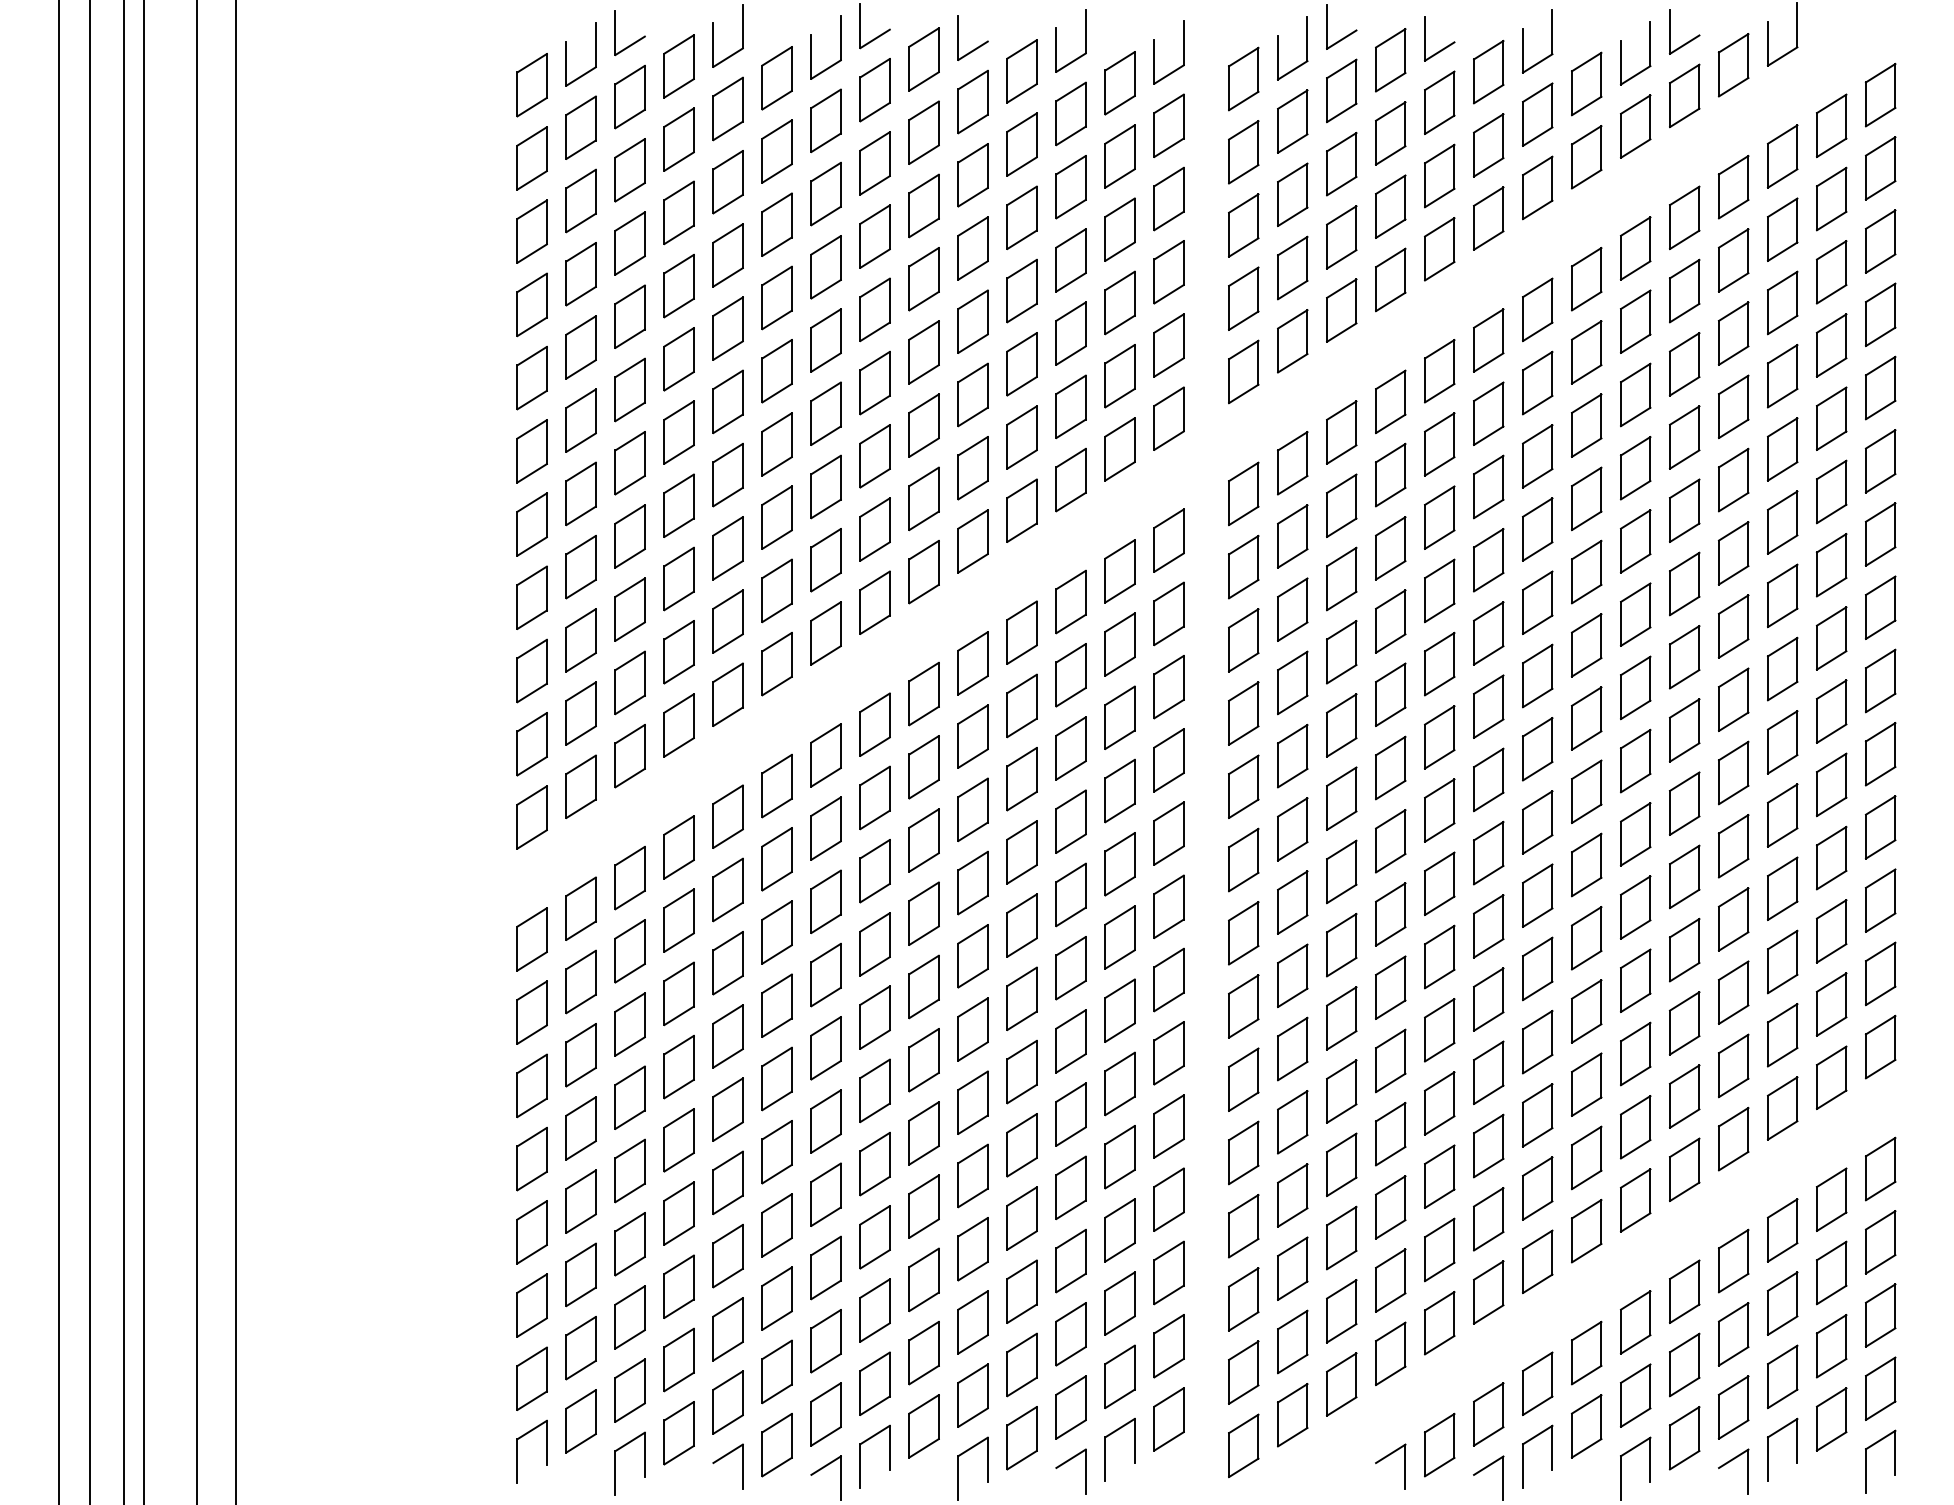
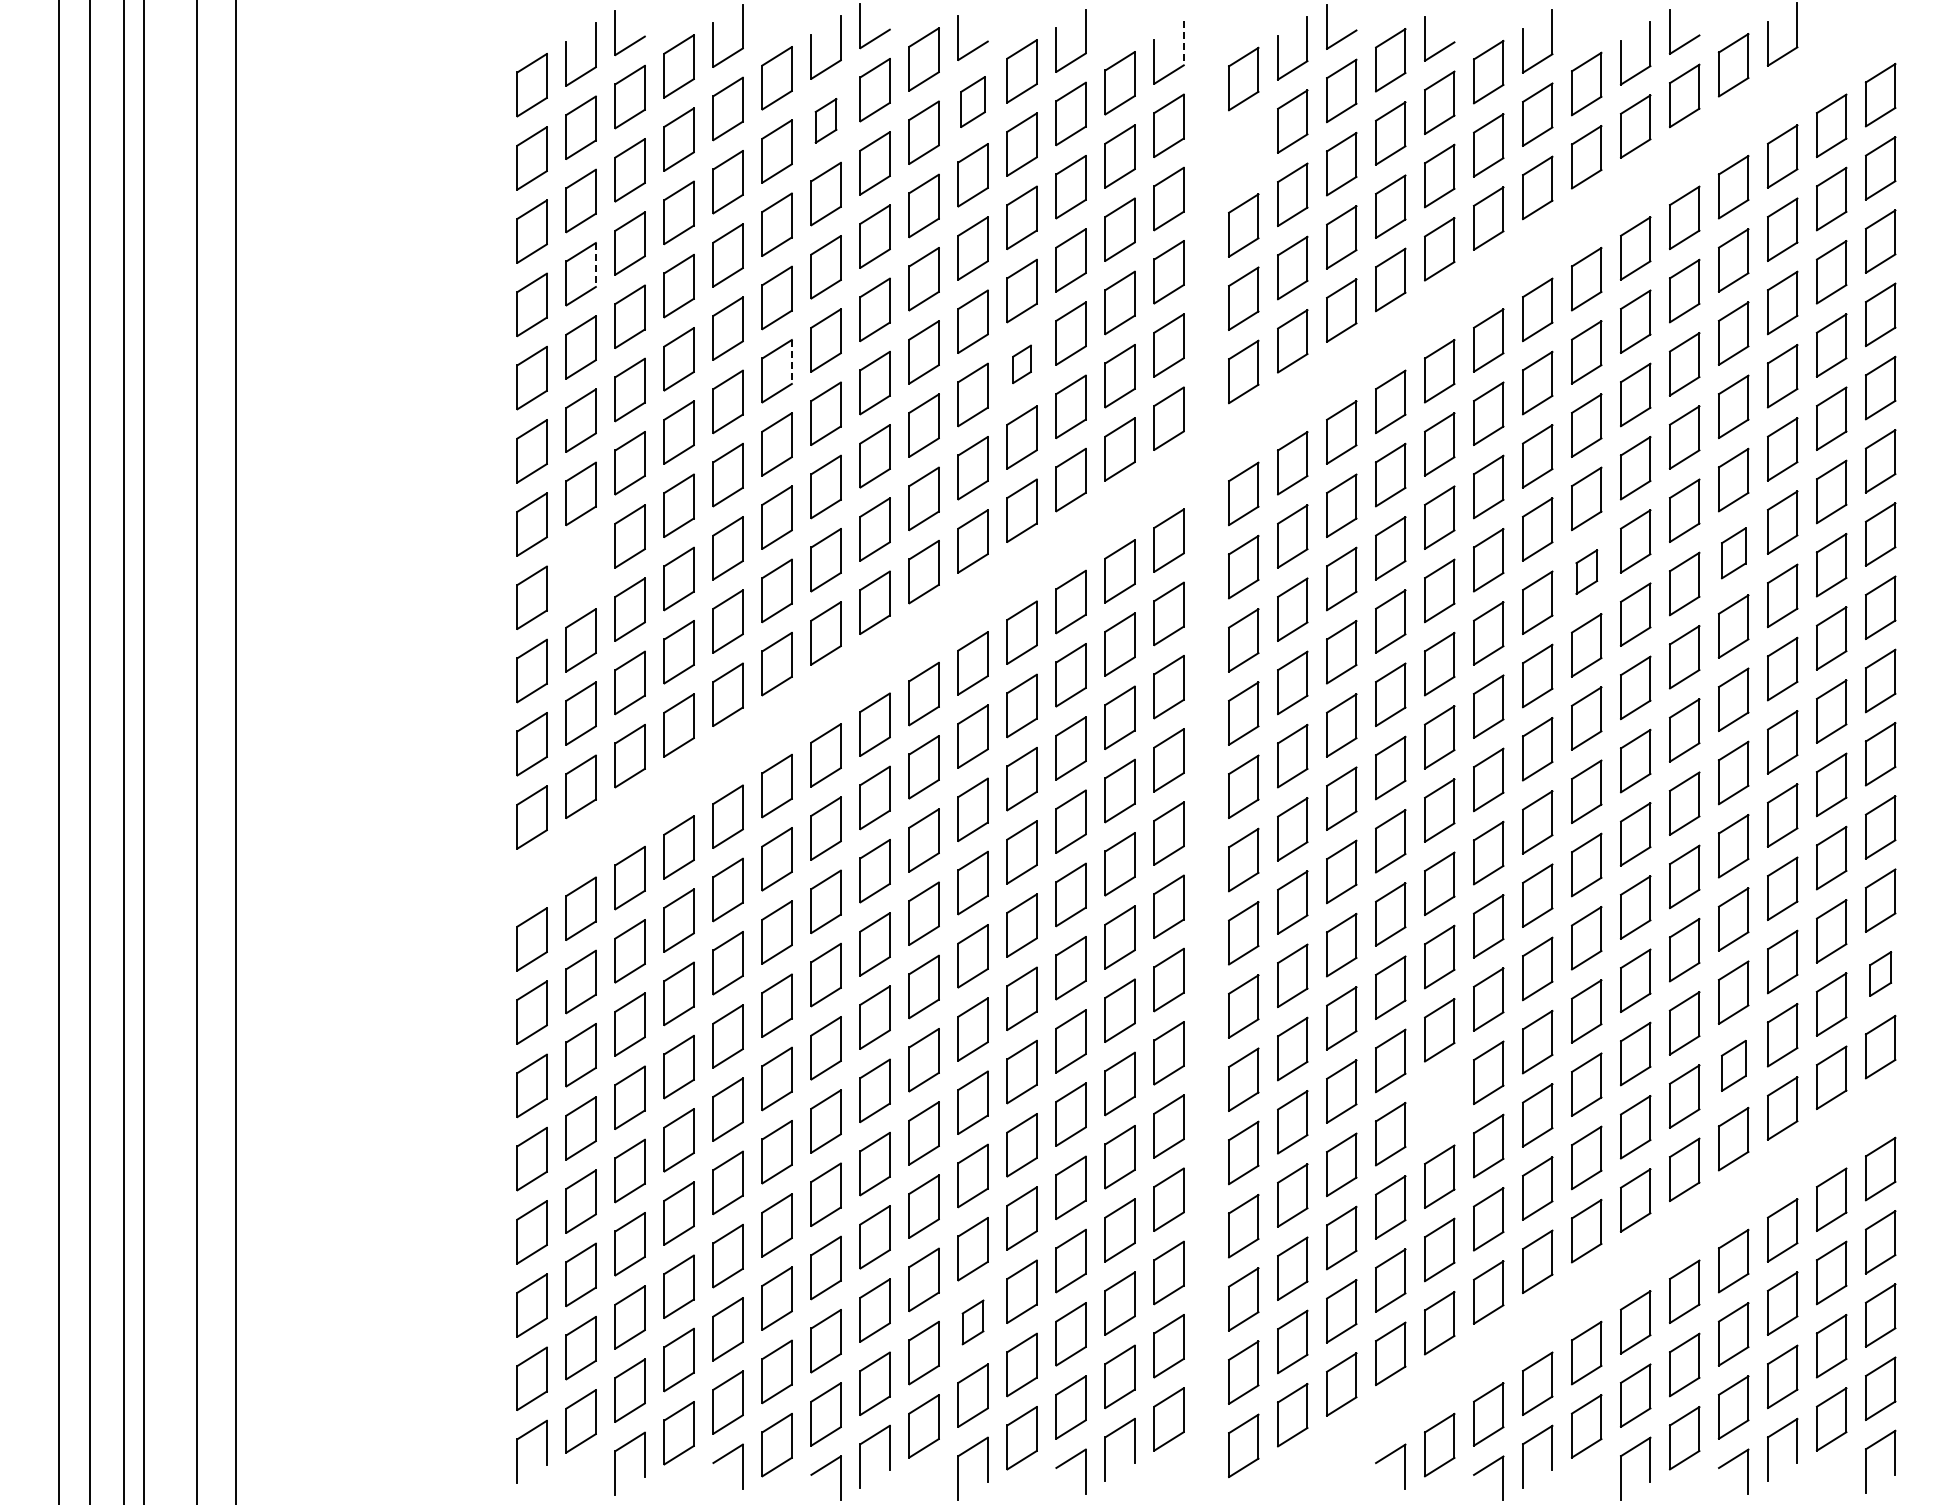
line: solid -> dashed (1183, 43)
part size: 32x66 px -> 26x52 px (972, 101)
part size: 32x66 px -> 24x46 px (825, 120)
part: present -> none (1243, 152)
line: solid -> dashed (595, 264)
line: solid -> dashed (791, 361)
part size: 32x65 px -> 20x40 px (1021, 363)
part size: 32x65 px -> 26x53 px (1733, 553)
part: present -> none (580, 567)
part size: 32x66 px -> 24x46 px (1586, 571)
part size: 32x66 px -> 24x46 px (1880, 973)
part size: 32x66 px -> 26x52 px (1733, 1065)
part: present -> none (1439, 1103)
part size: 32x65 px -> 24x47 px (972, 1322)
